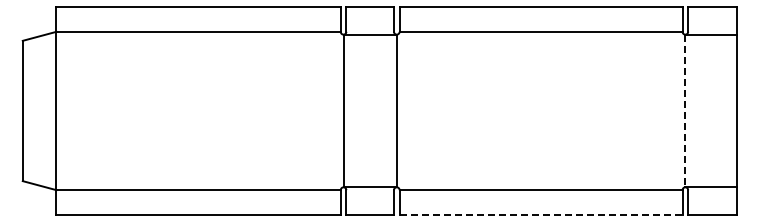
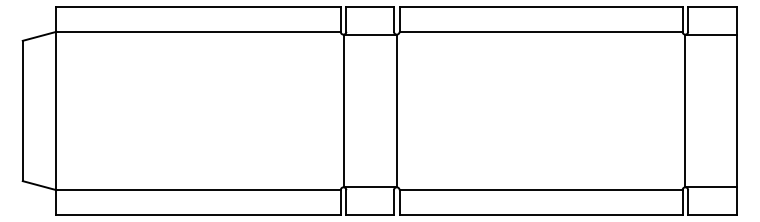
line: dashed -> solid (685, 111)
line: dashed -> solid (541, 215)
